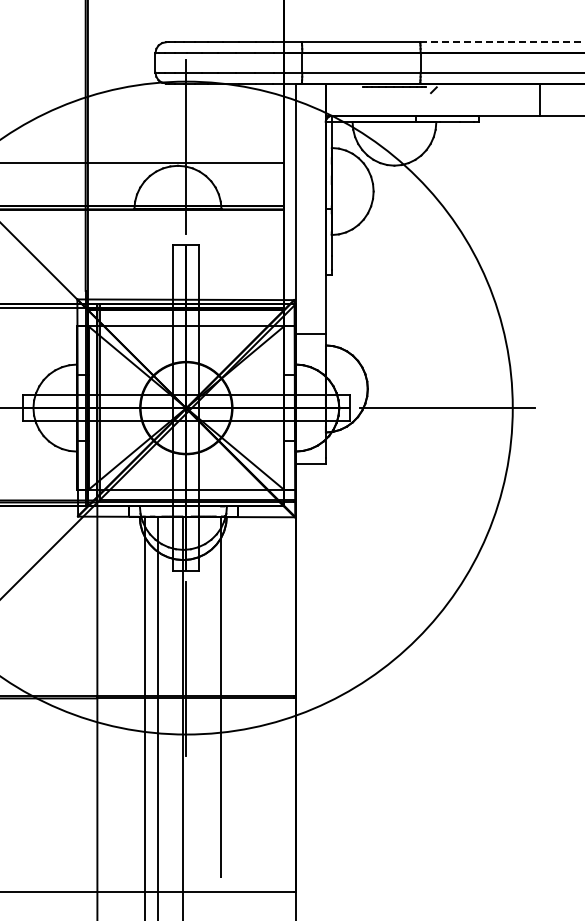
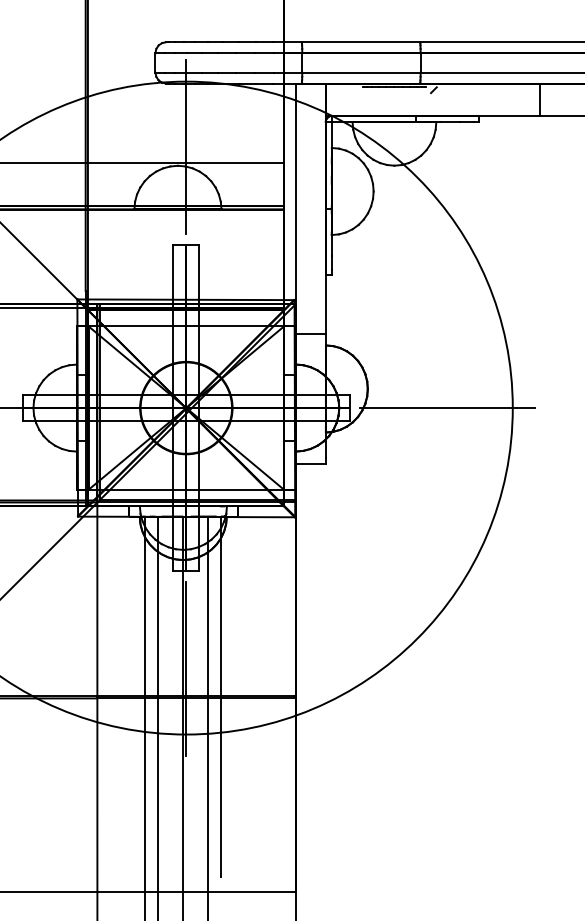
line: dashed -> solid (503, 42)
line: none -> present (208, 717)
